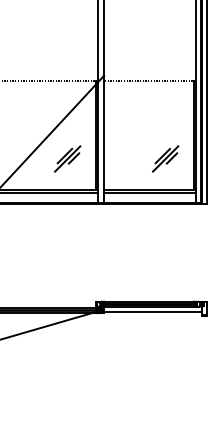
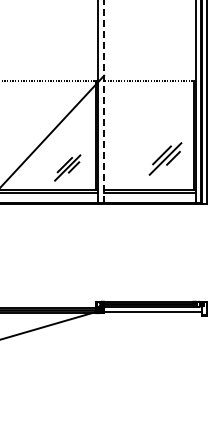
line: solid -> dashed (104, 101)
part position: (67, 158) -> (67, 167) (67, 167)
part size: 28x28 px -> 35x34 px (165, 158)
